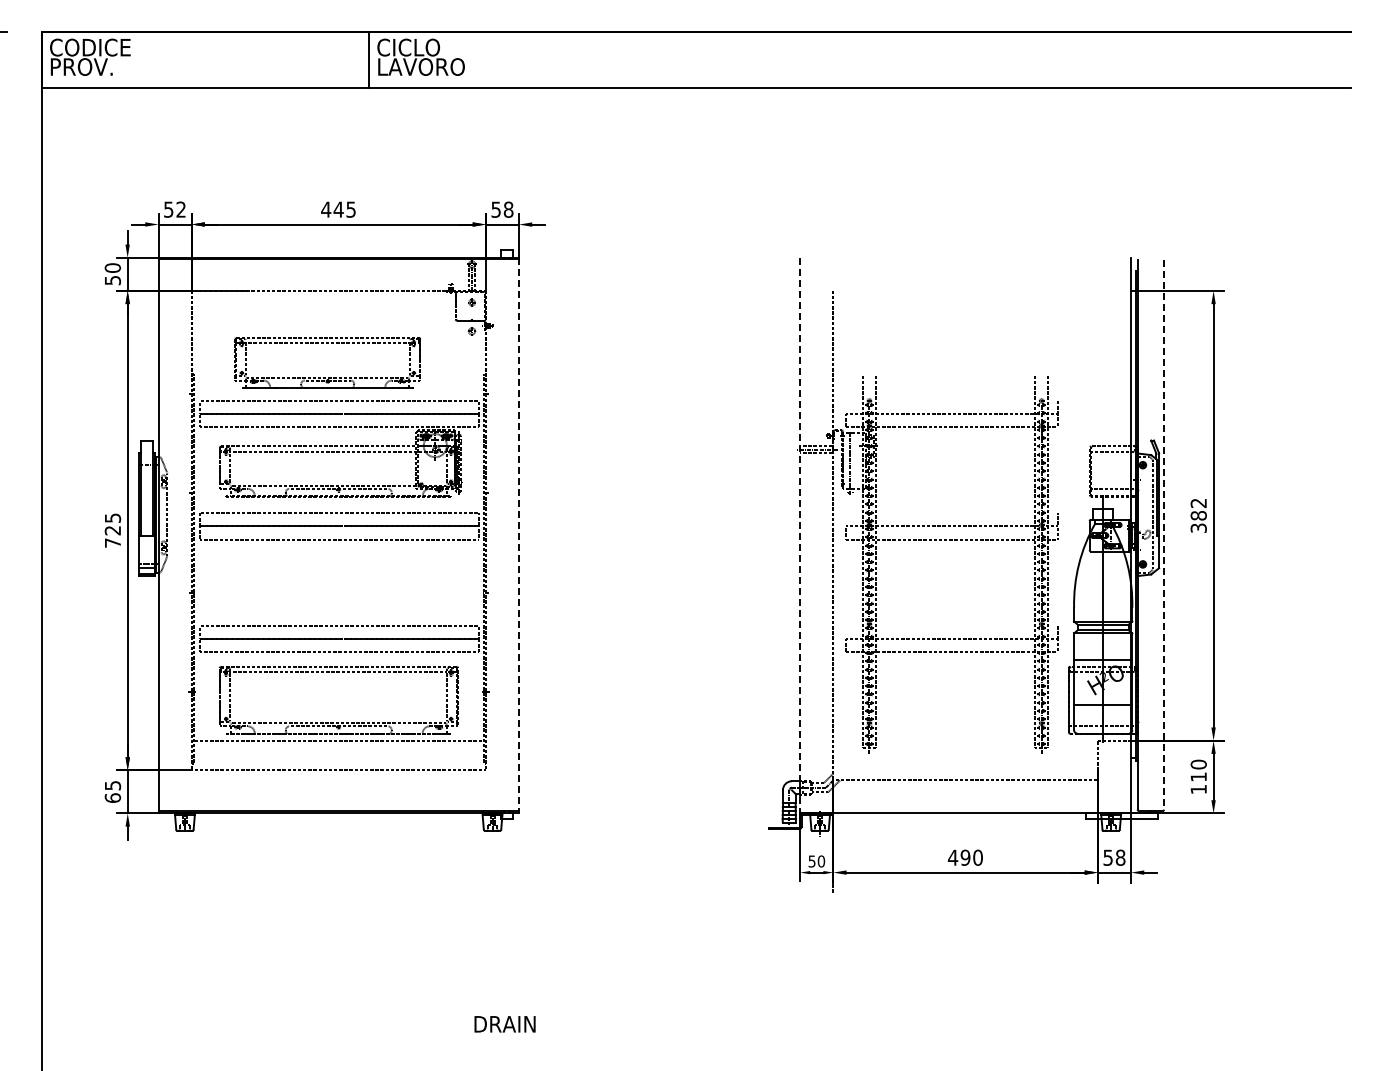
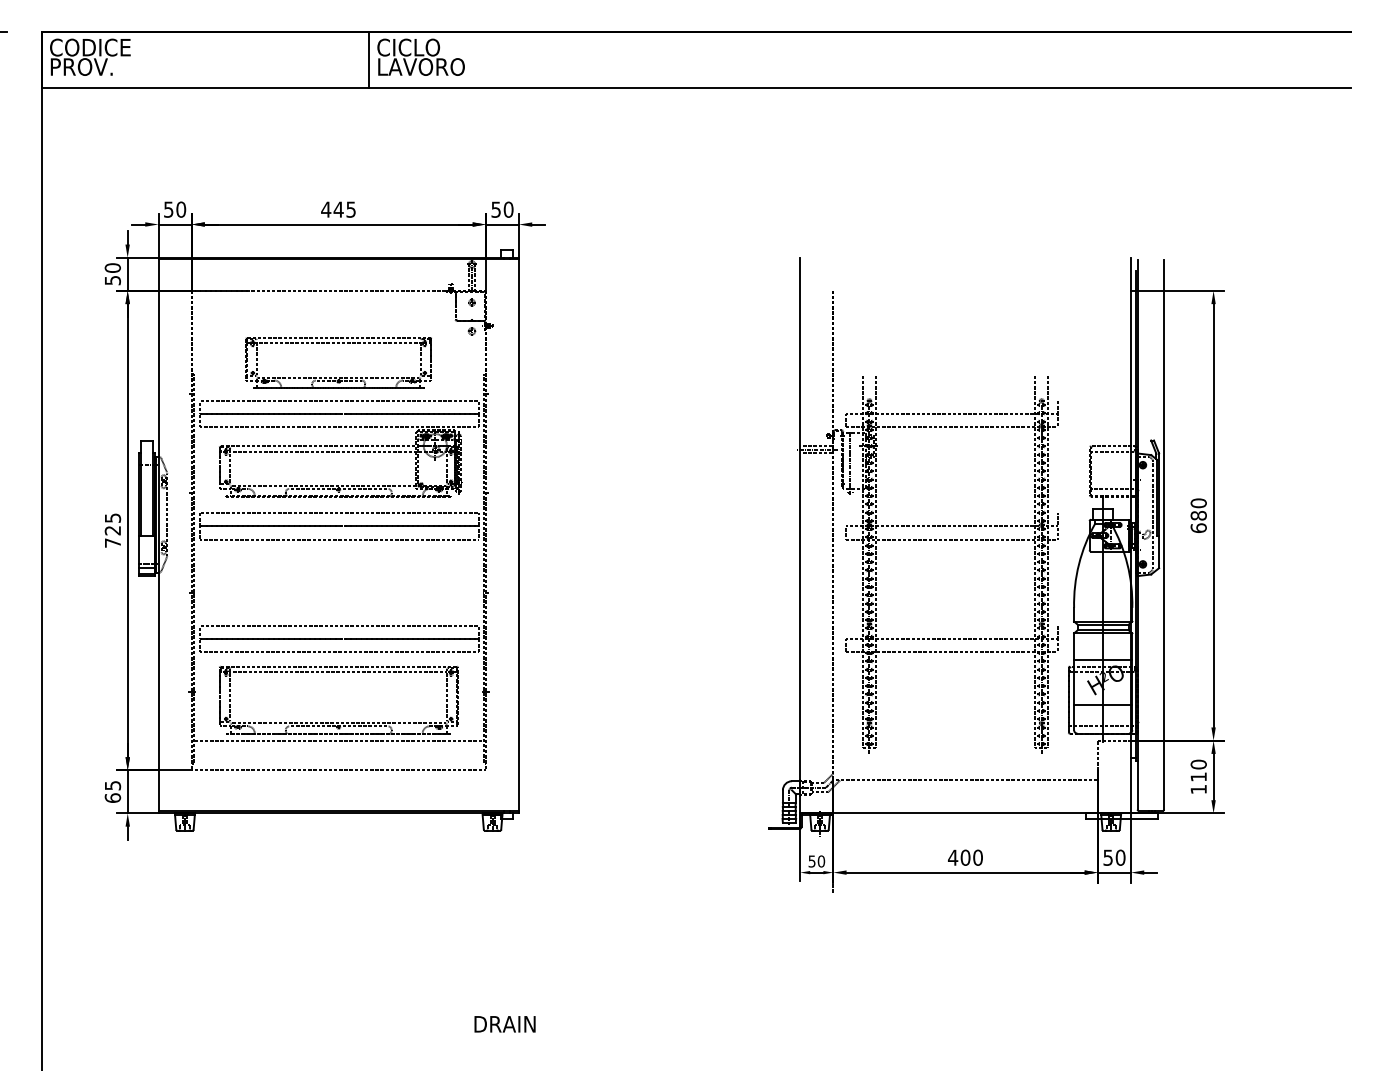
text: 52 -> 50 (181, 209)
text: 58 -> 50 (508, 209)
part position: (328, 377) -> (339, 377) (339, 377)
text: 382 -> 680 (1198, 515)
line: dashed -> solid (1164, 534)
line: dashed -> solid (519, 535)
line: dashed -> solid (800, 535)
text: 490 -> 400 (965, 857)
text: 58 -> 50 (1120, 857)
